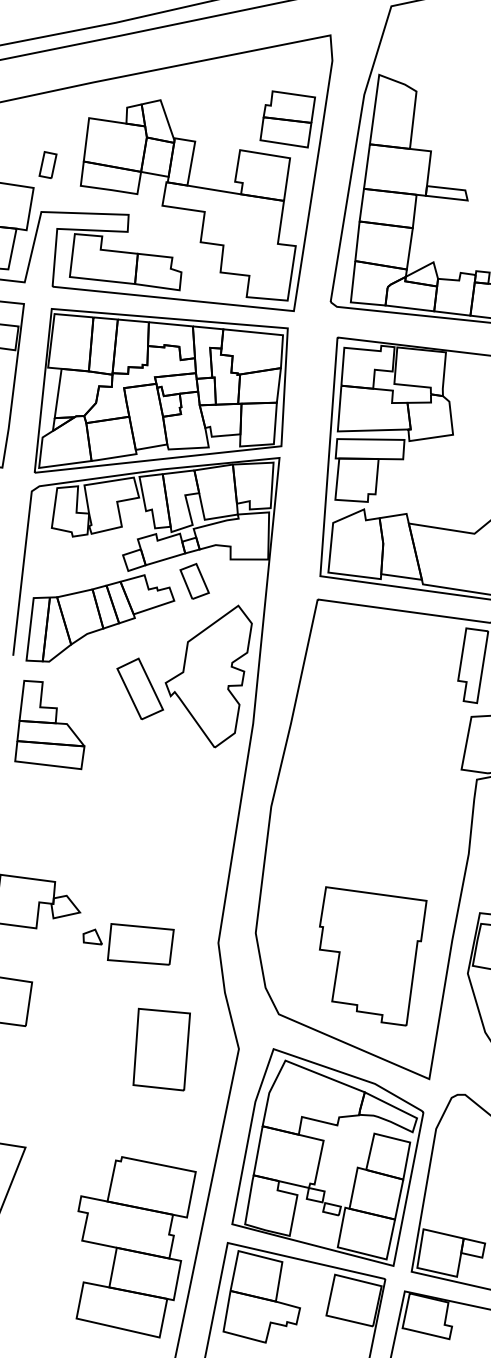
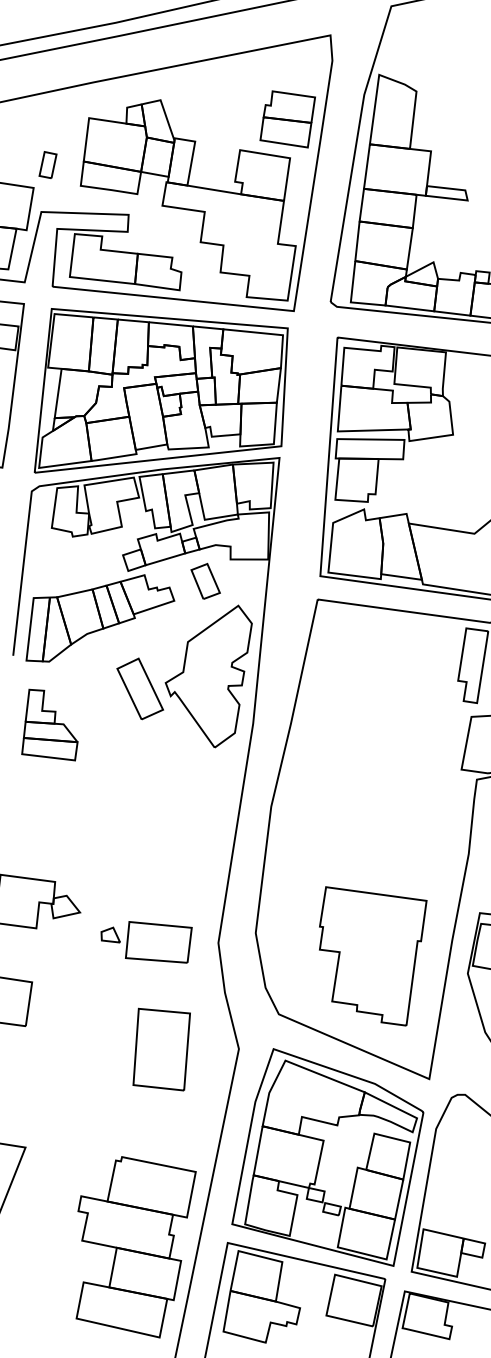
part position: (194, 580) -> (205, 580) (205, 580)
part size: 72x91 px -> 58x74 px (49, 724)
part position: (128, 944) -> (146, 942) (146, 942)
